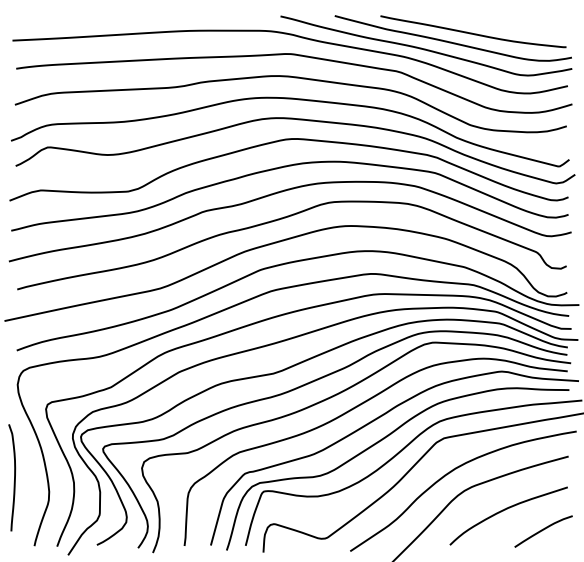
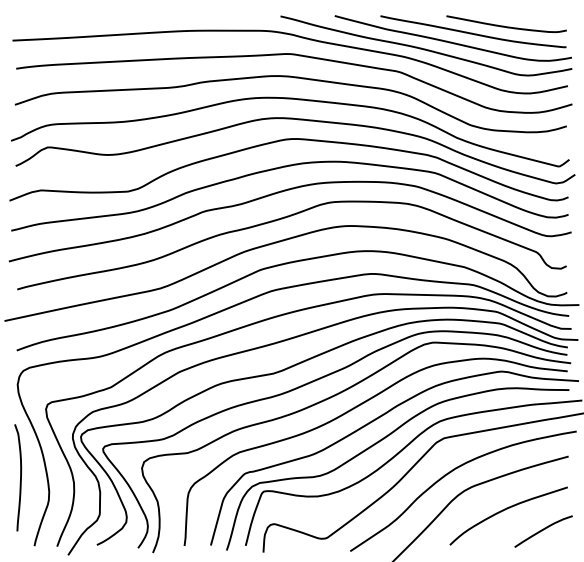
curve: none -> present (506, 26)
curve position: (14, 477) -> (20, 477) (20, 477)
